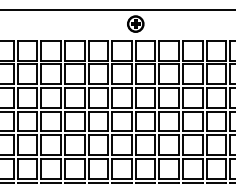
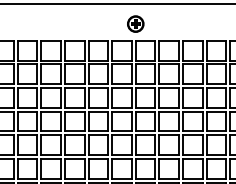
line position: (117, 10) -> (117, 4) (117, 4)
